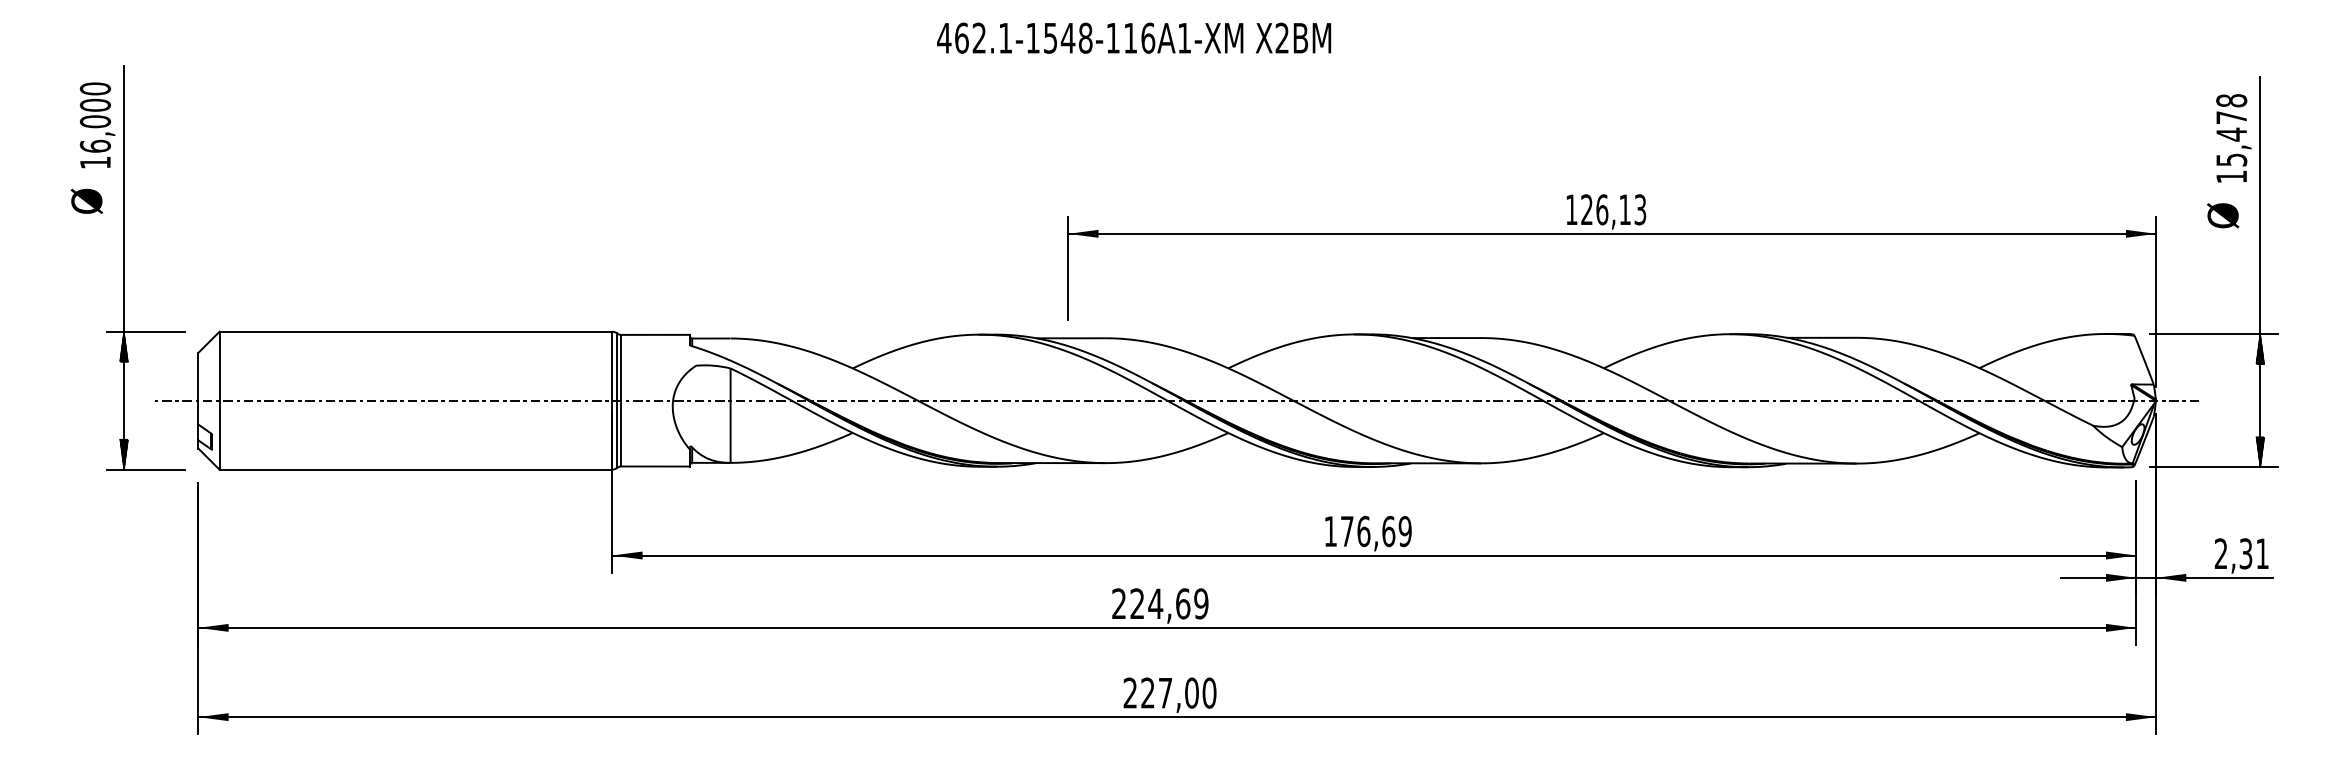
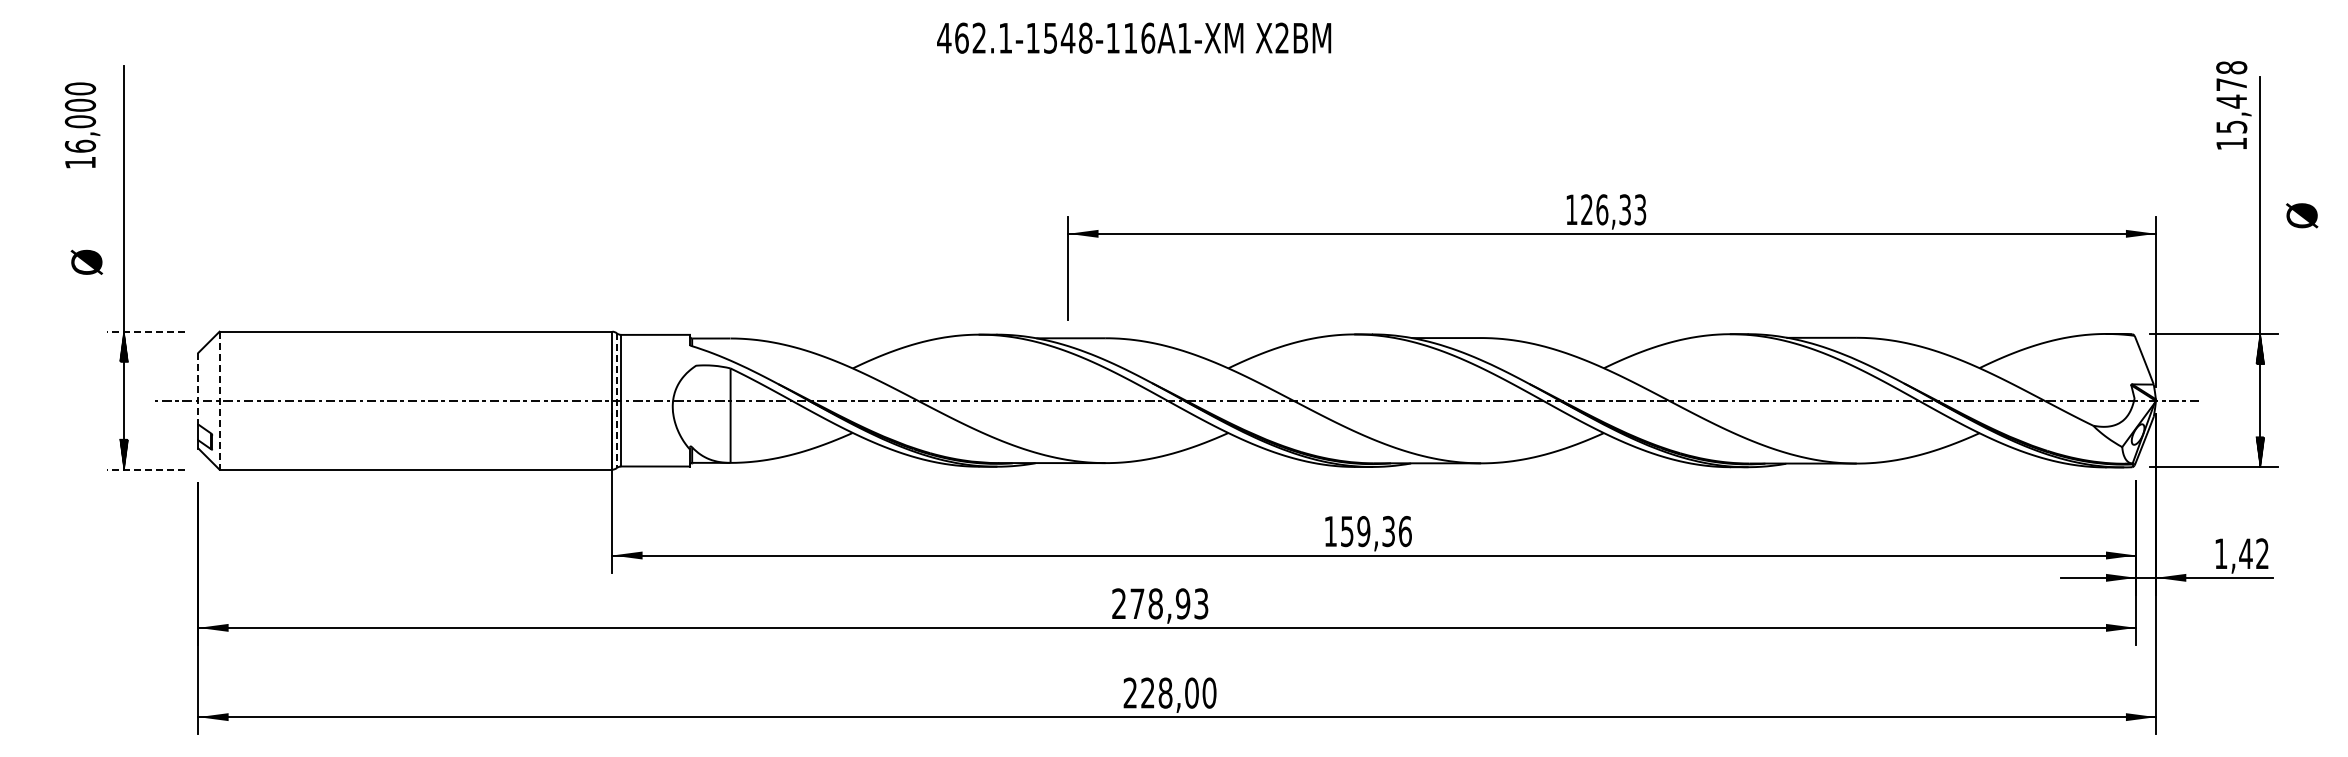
text position: (97, 125) -> (82, 125) (82, 125)
text position: (2233, 138) -> (2233, 105) (2233, 105)
text position: (86, 200) -> (86, 261) (86, 261)
text: 126,13 -> 126,33 (1624, 209)
text position: (2223, 215) -> (2302, 215) (2302, 215)
line: solid -> dashed (145, 331)
line: solid -> dashed (198, 388)
line: solid -> dashed (219, 400)
line: solid -> dashed (616, 401)
line: solid -> dashed (145, 469)
text: 176,69 -> 159,36 (1376, 531)
text: 2,31 -> 1,42 (2241, 553)
text: 224,69 -> 278,93 (1169, 603)
text: 227,00 -> 228,00 (1165, 692)
